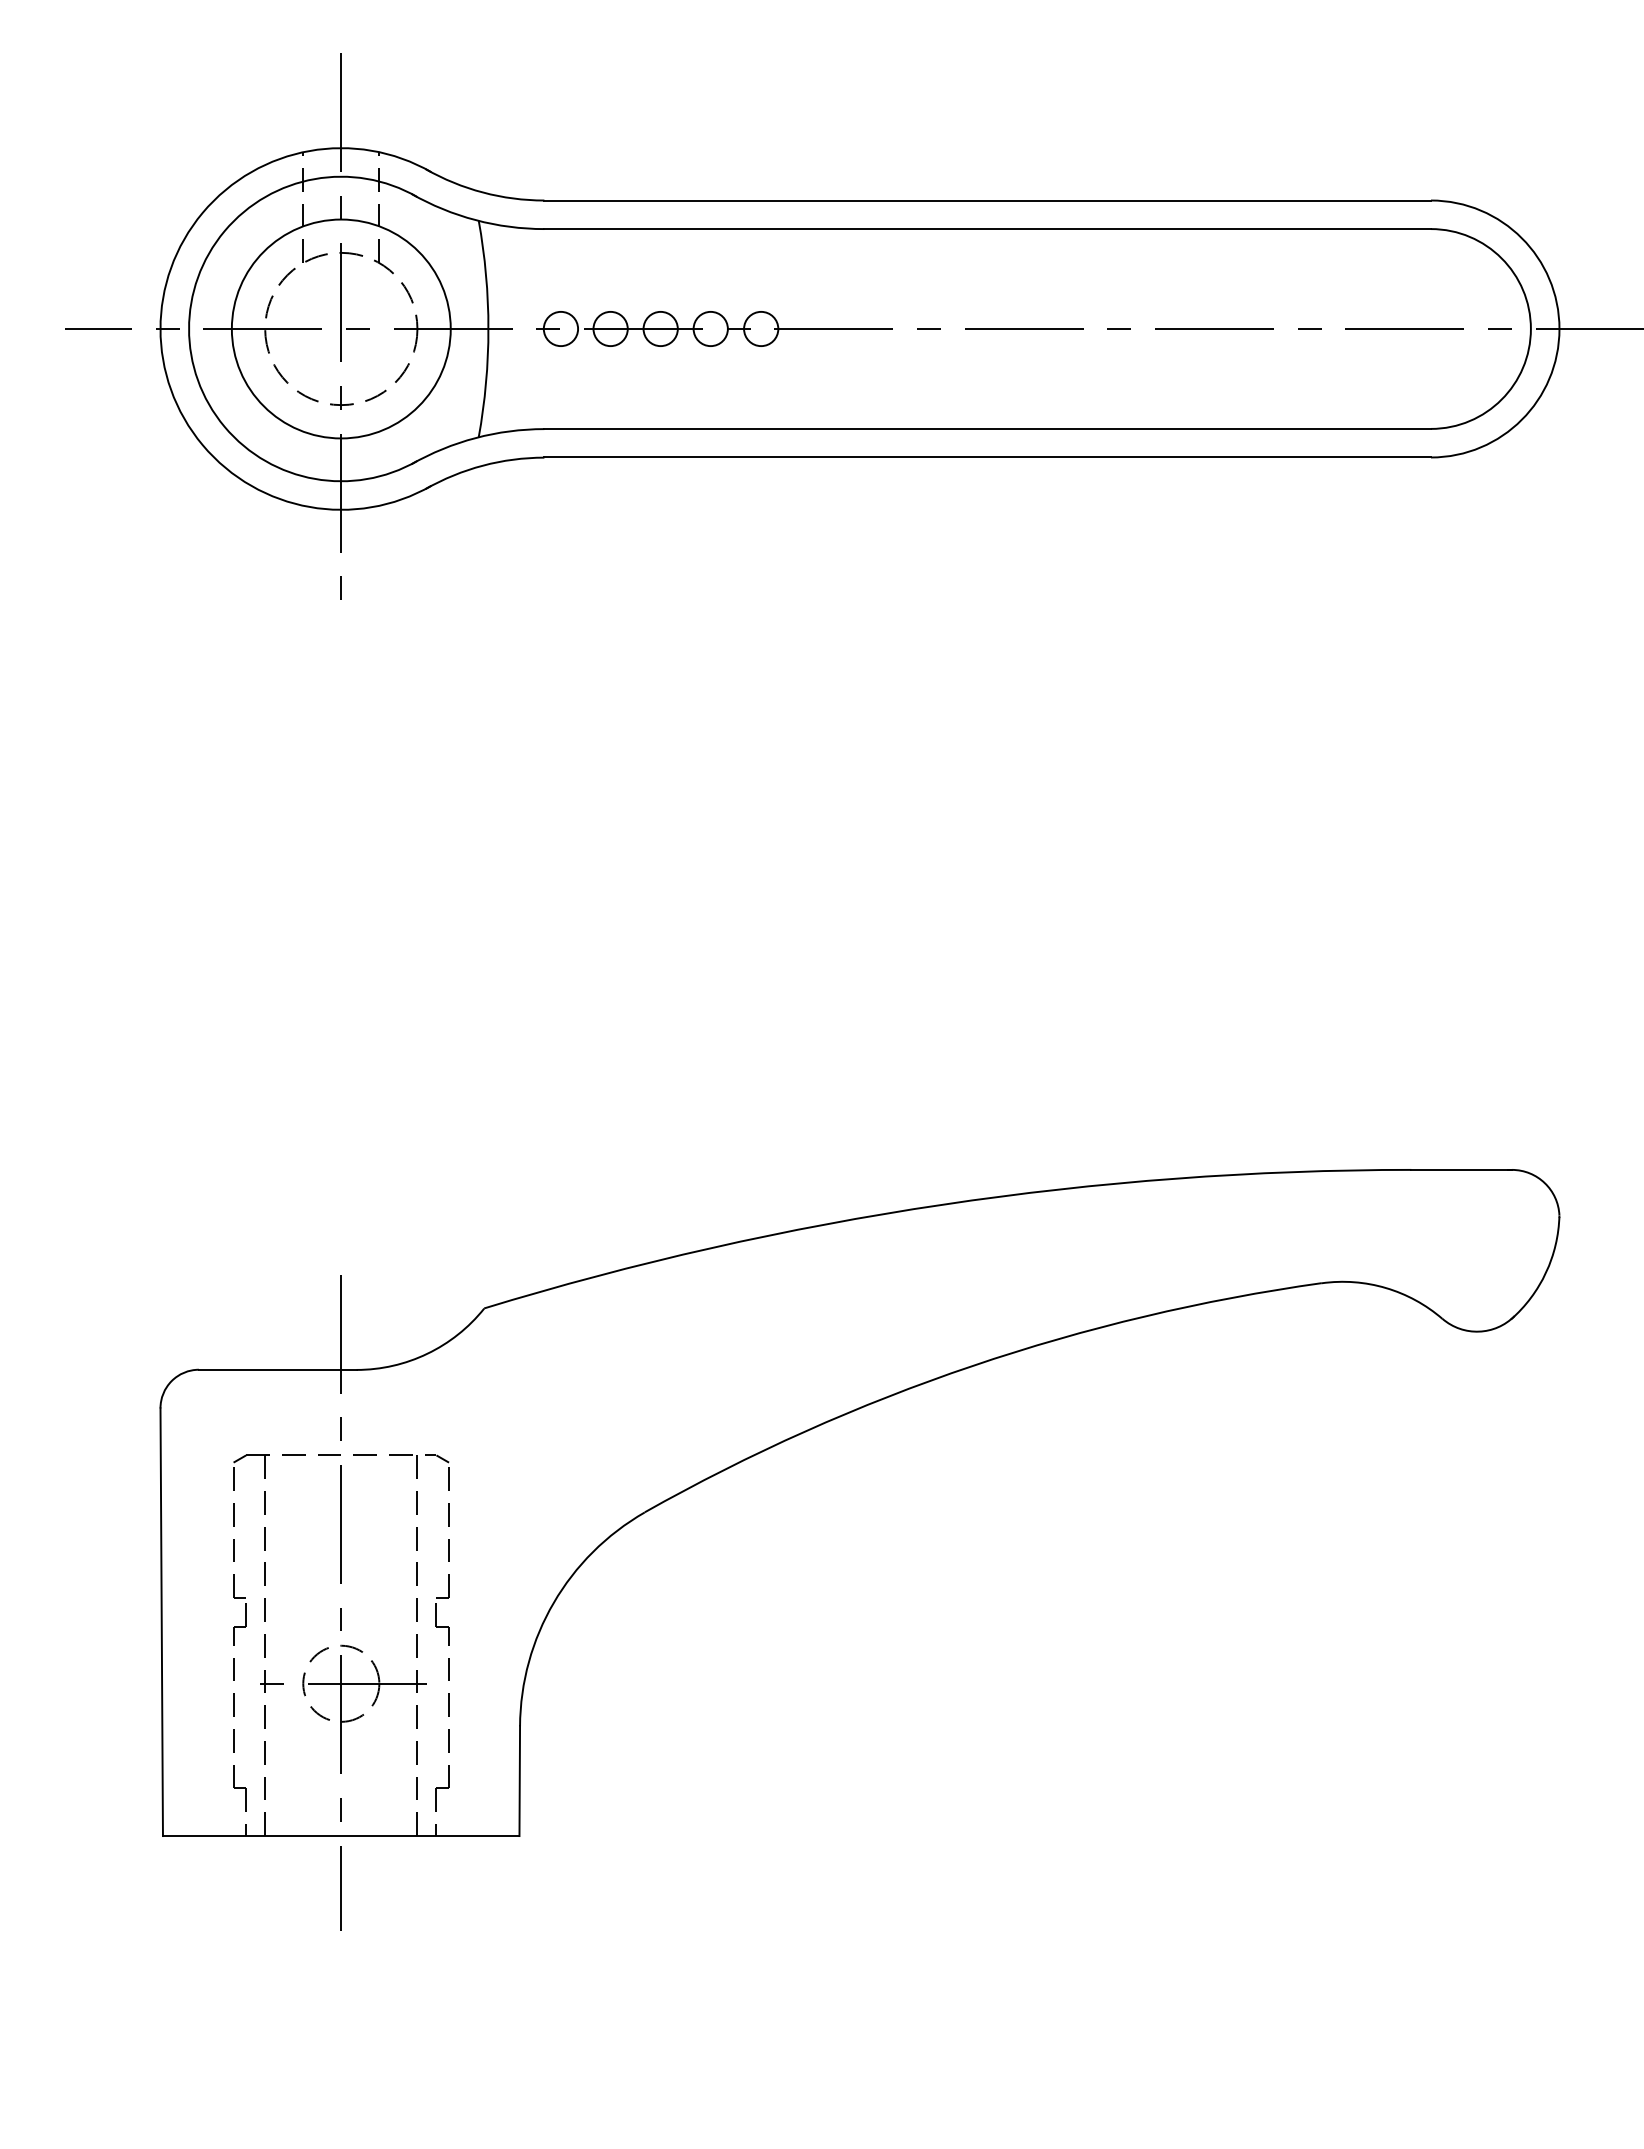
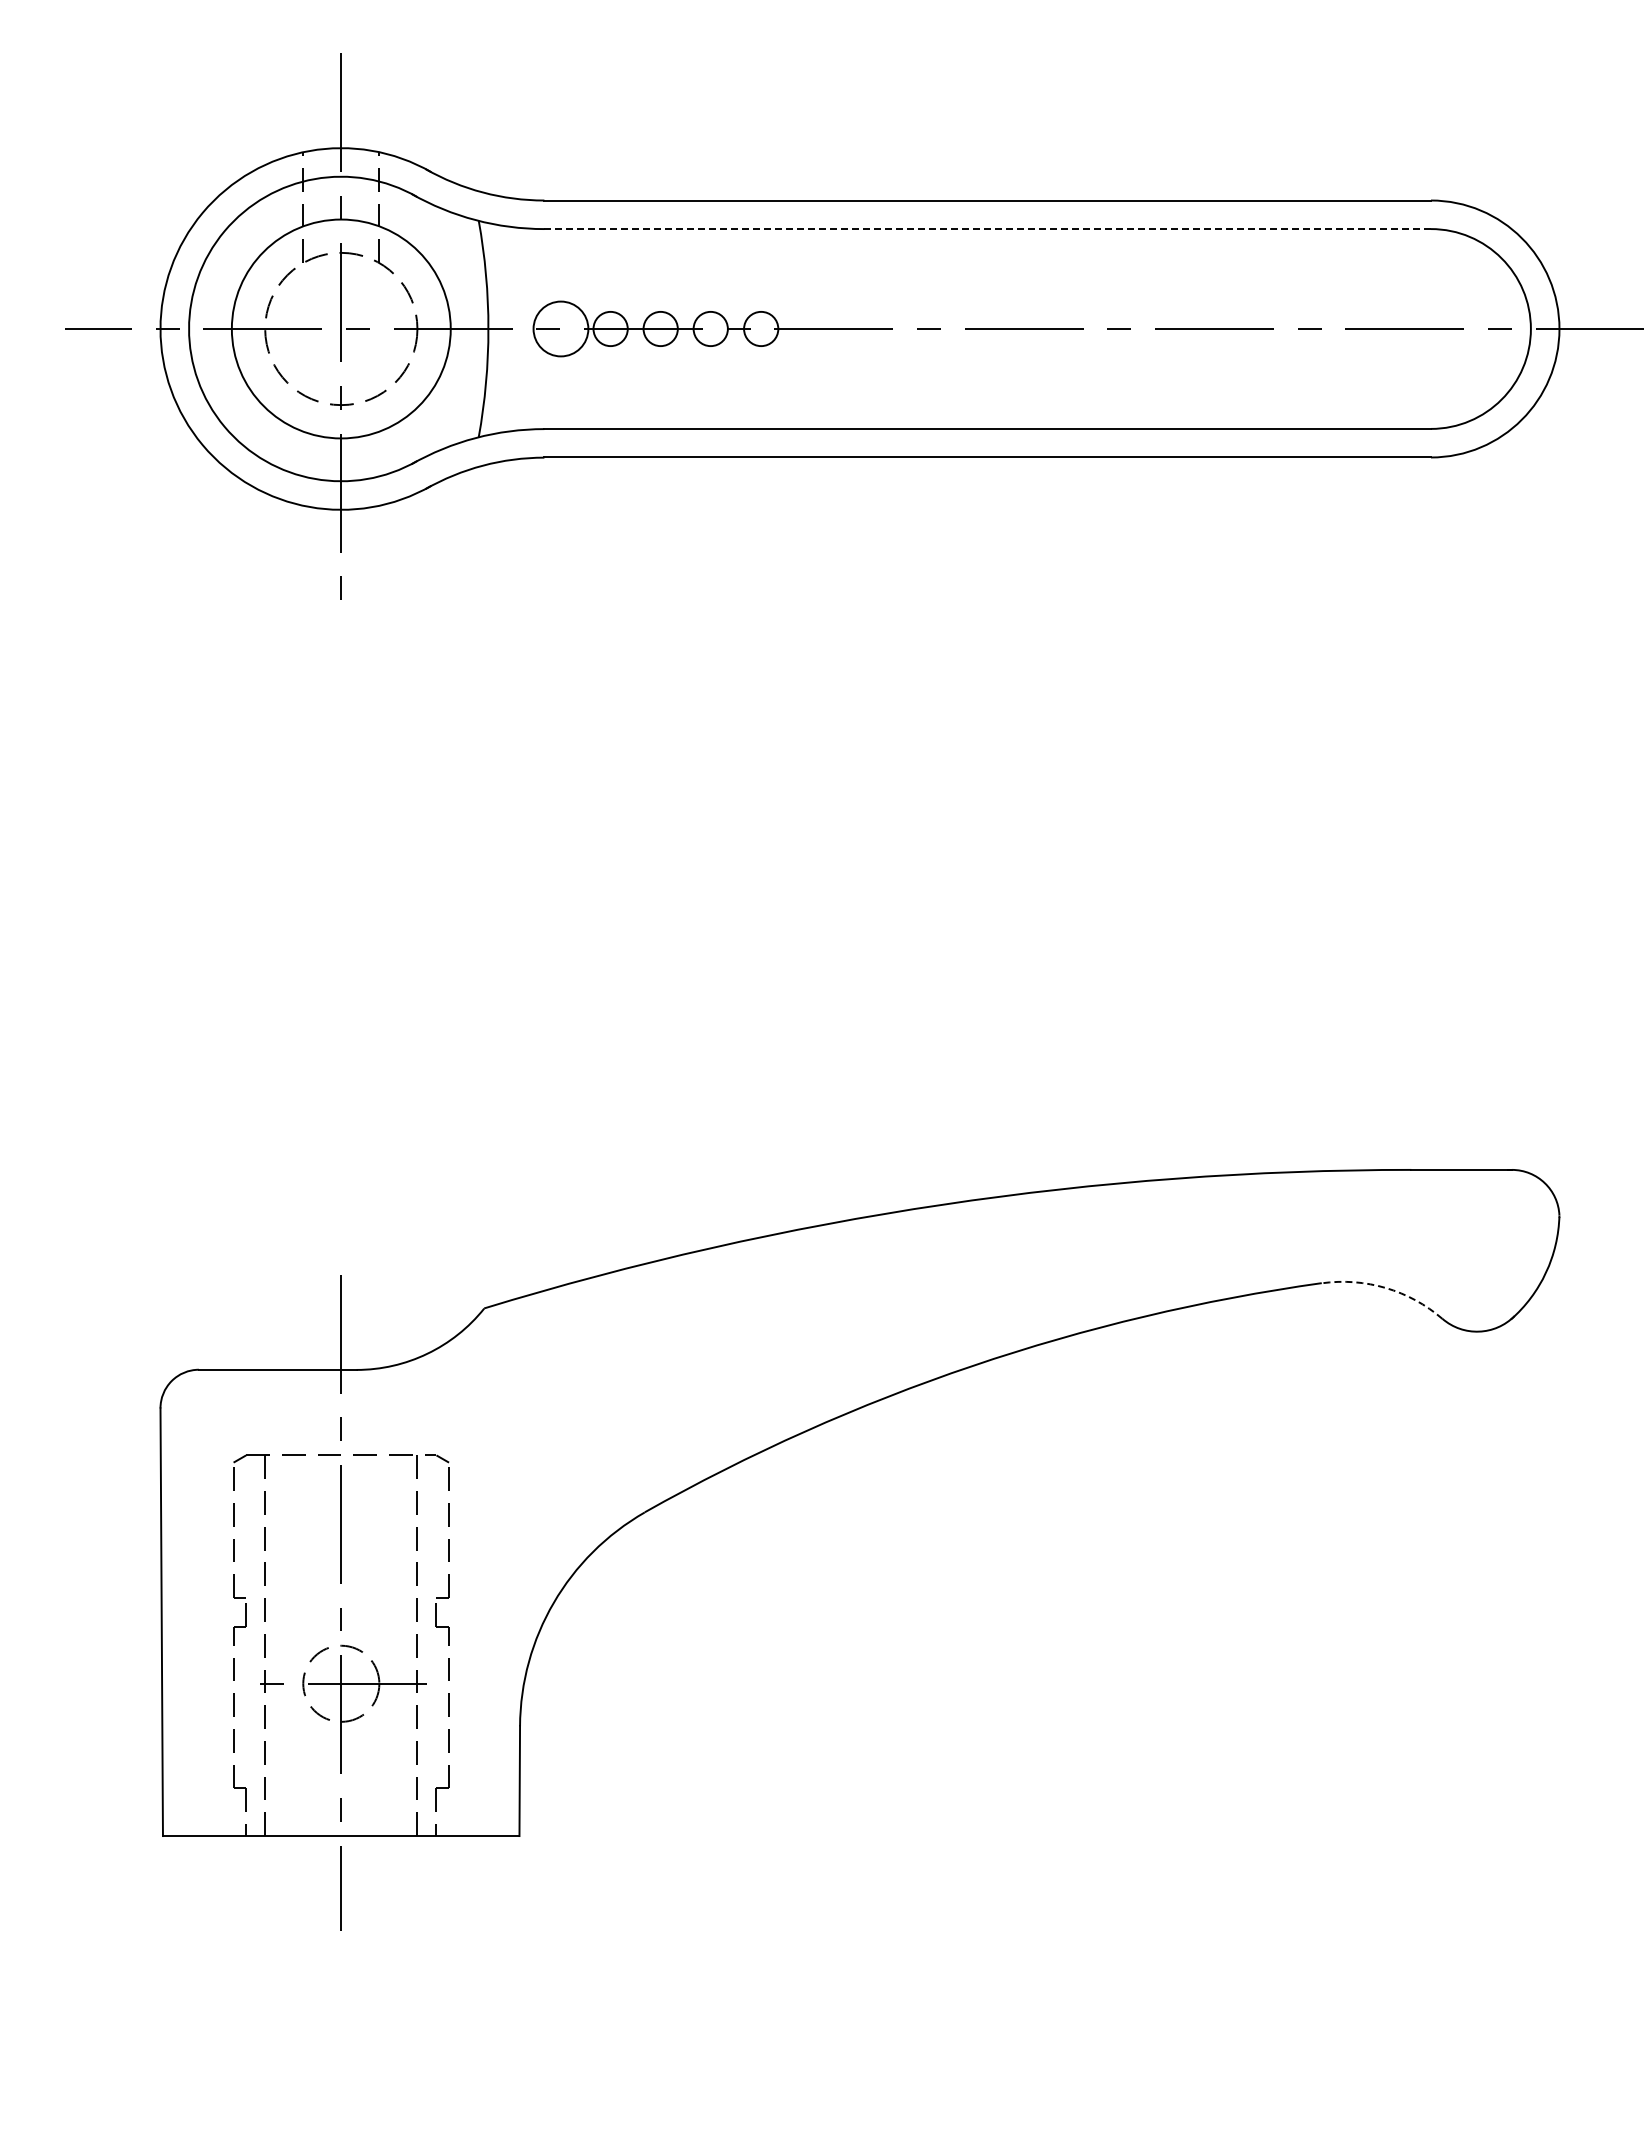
line: solid -> dashed (987, 229)
circle diameter: 34 px -> 55 px (560, 328)
arc: solid -> dashed (1385, 1288)
